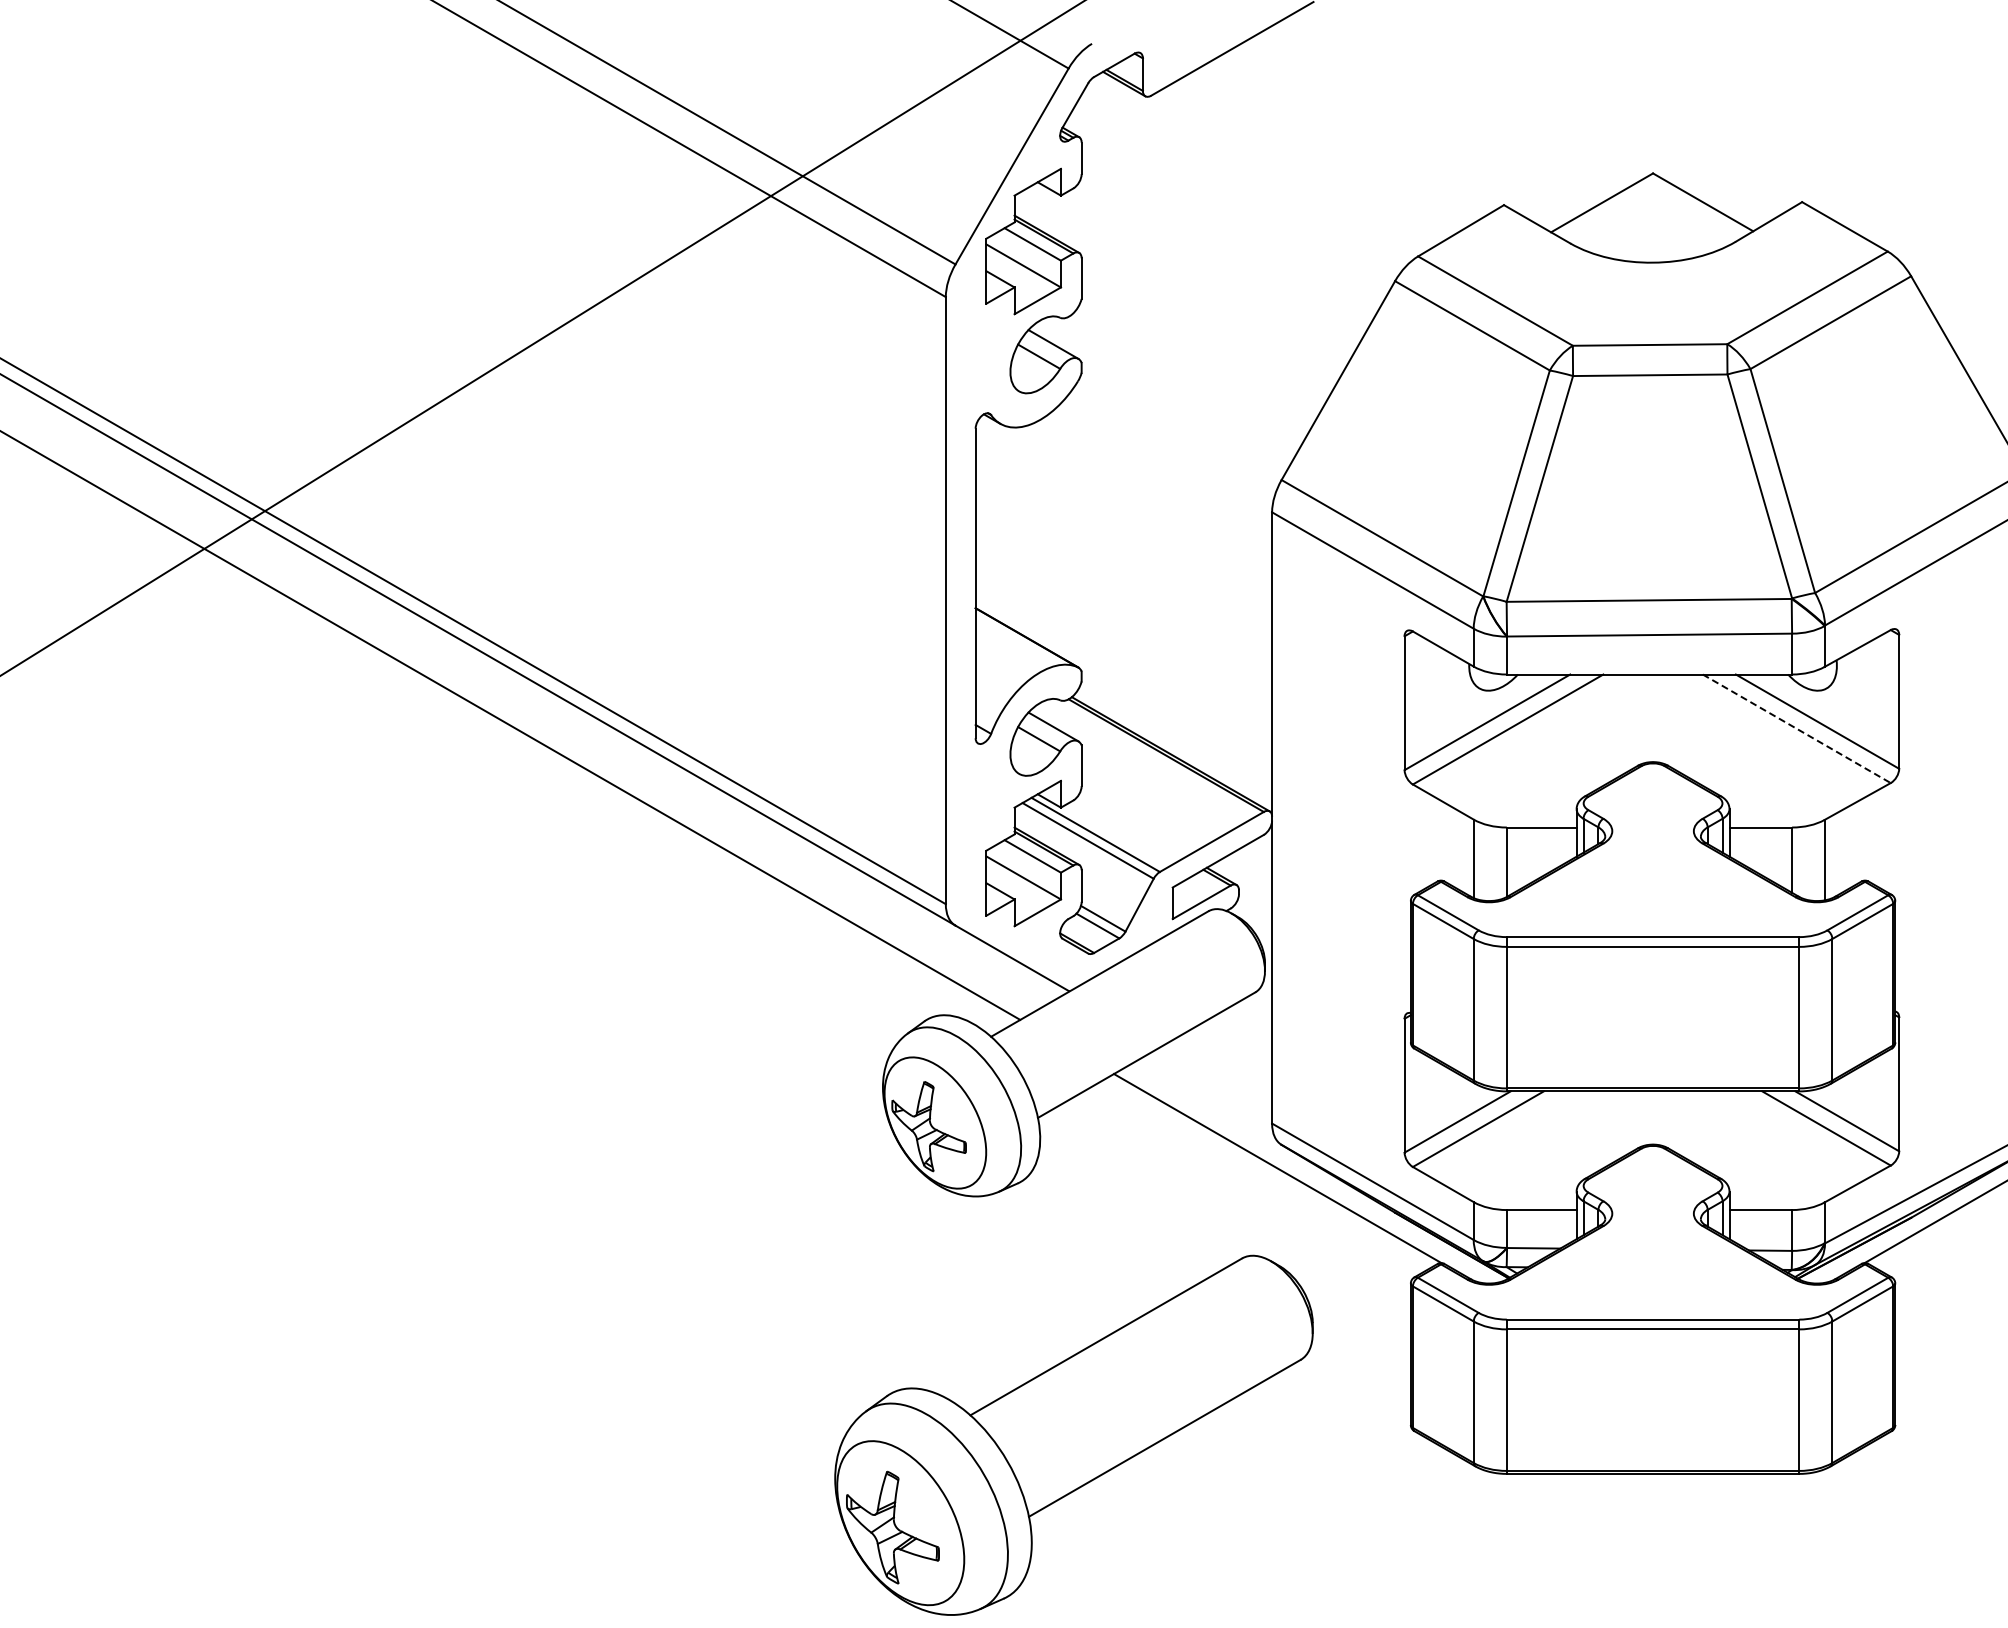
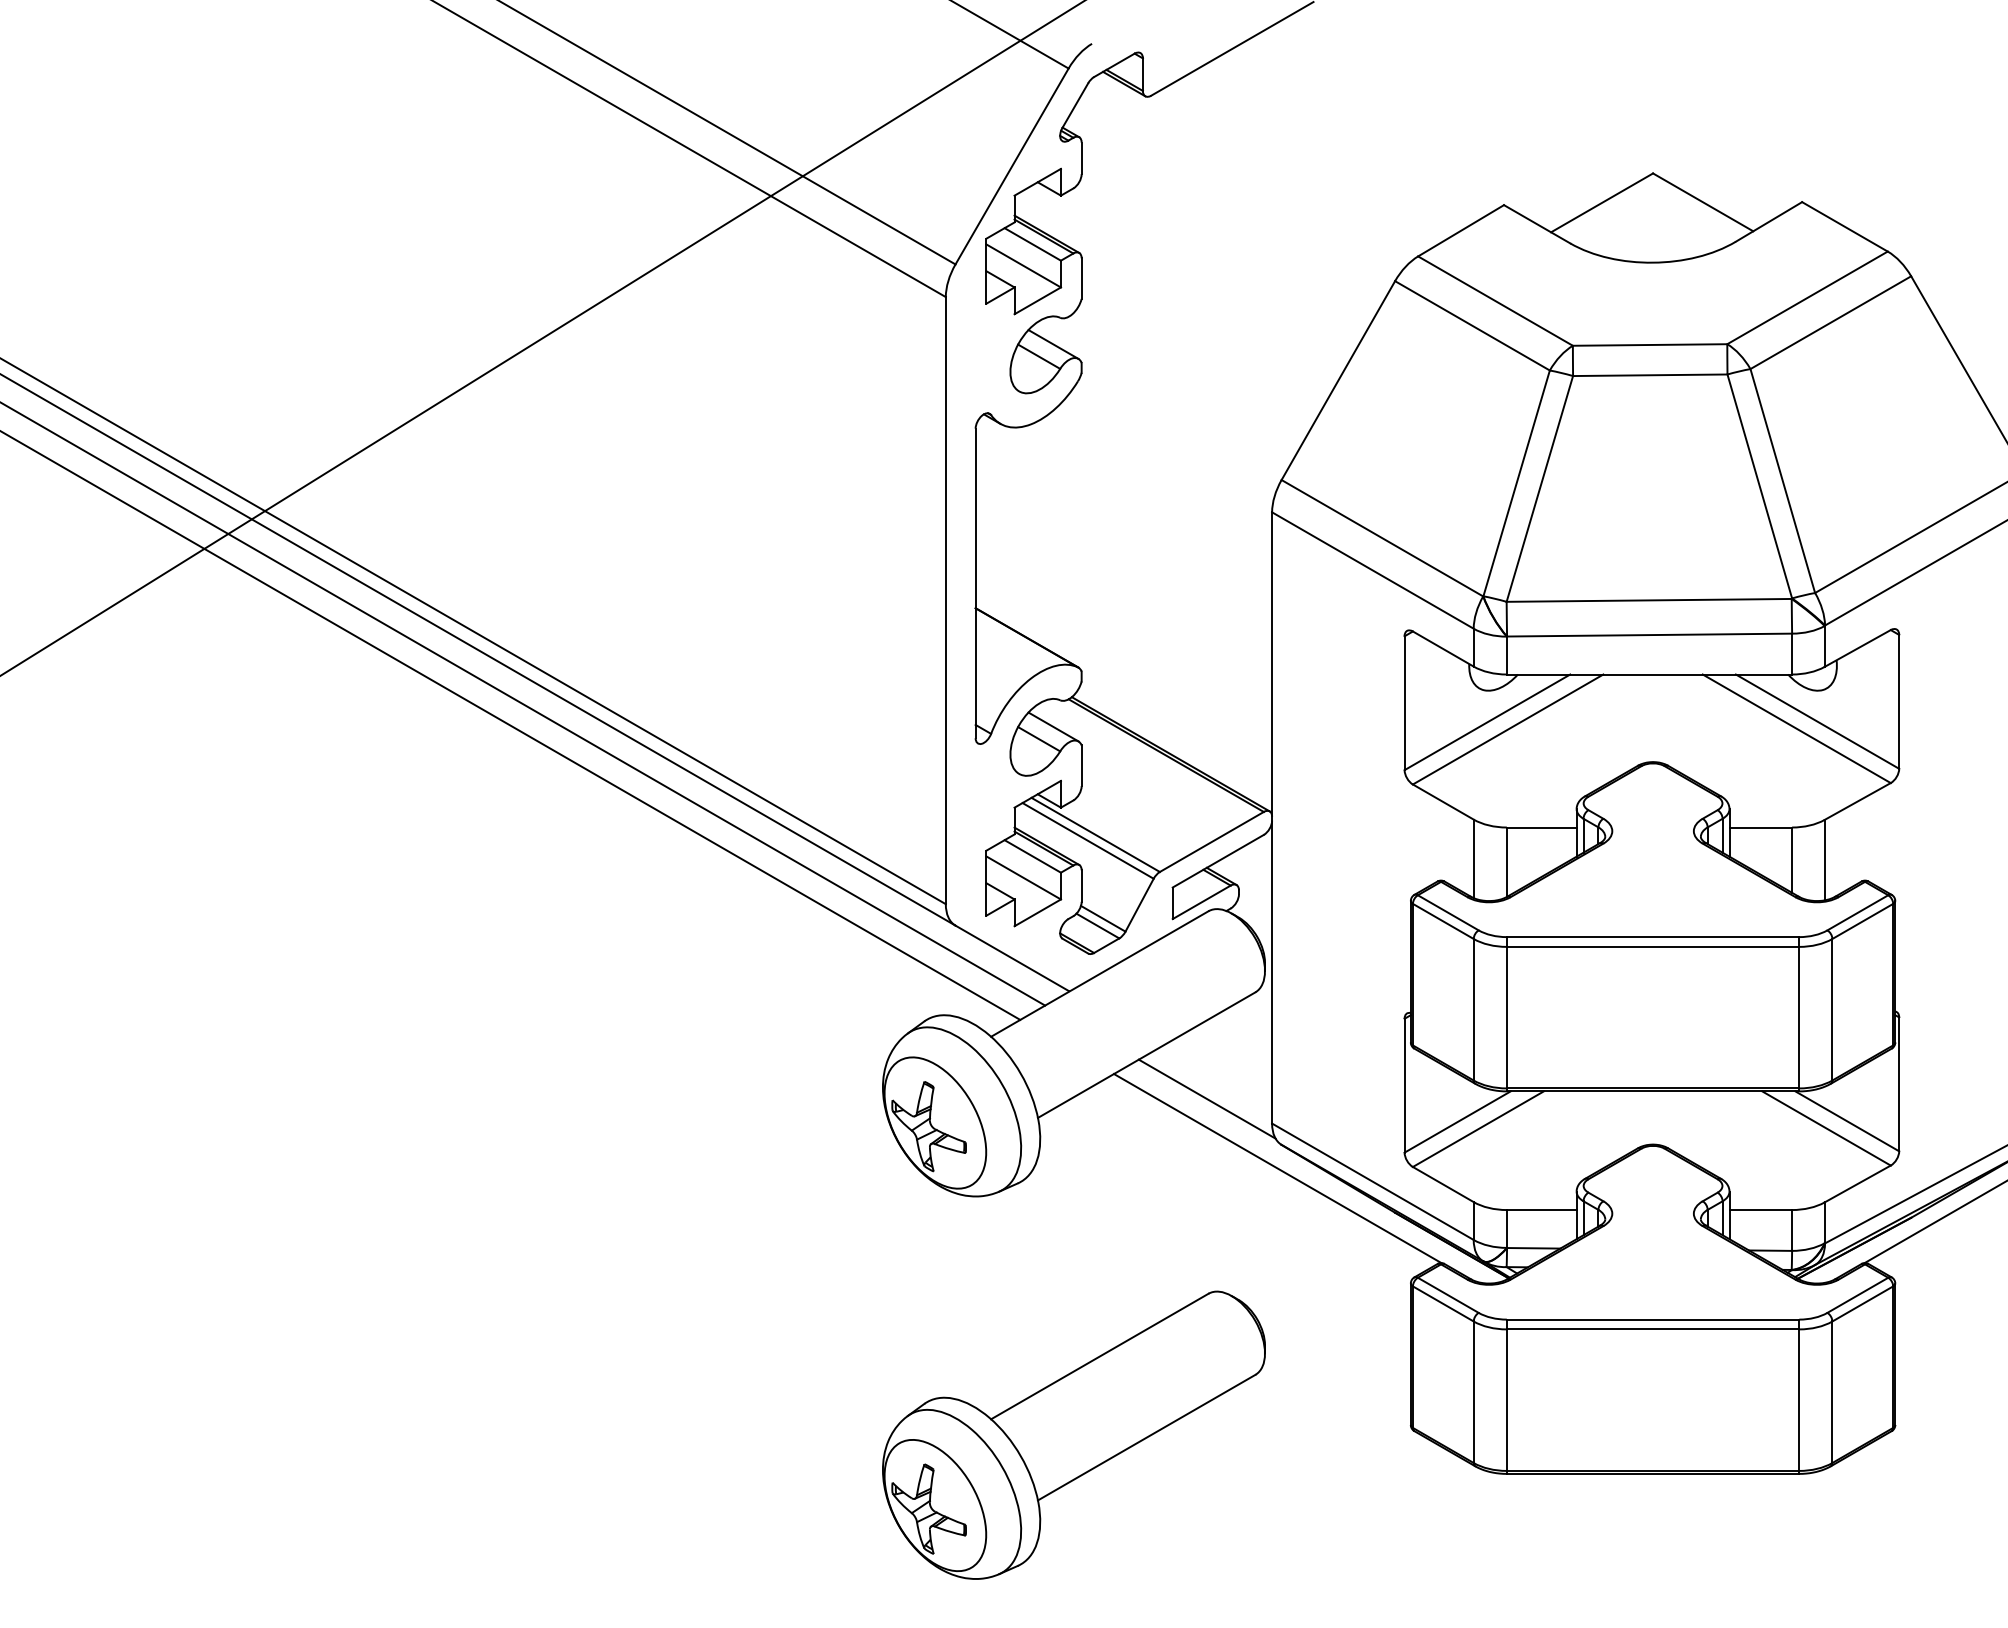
line: none -> present (523, 704)
line: dashed -> solid (1796, 728)
line: none -> present (1206, 1098)
part size: 480x362 px -> 384x290 px (1073, 1434)
